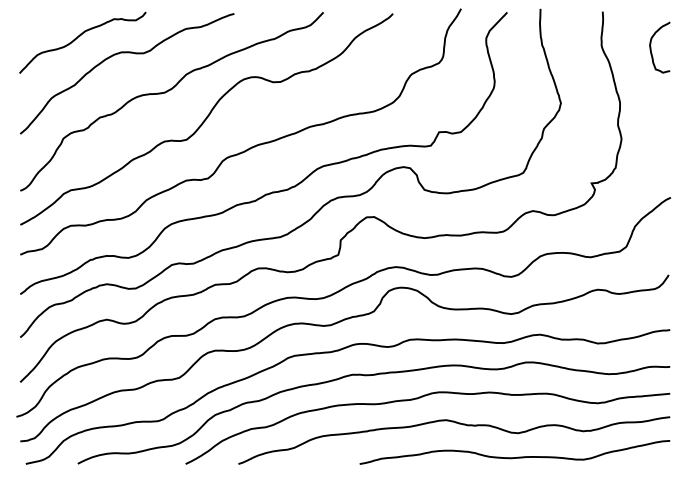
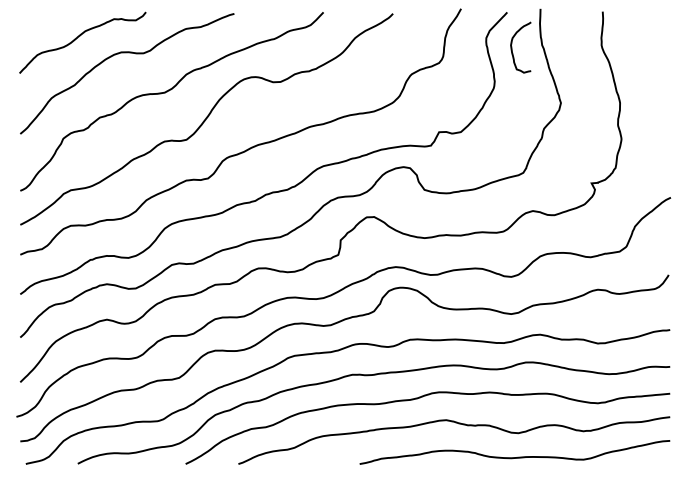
curve position: (651, 47) -> (512, 47) (512, 47)
